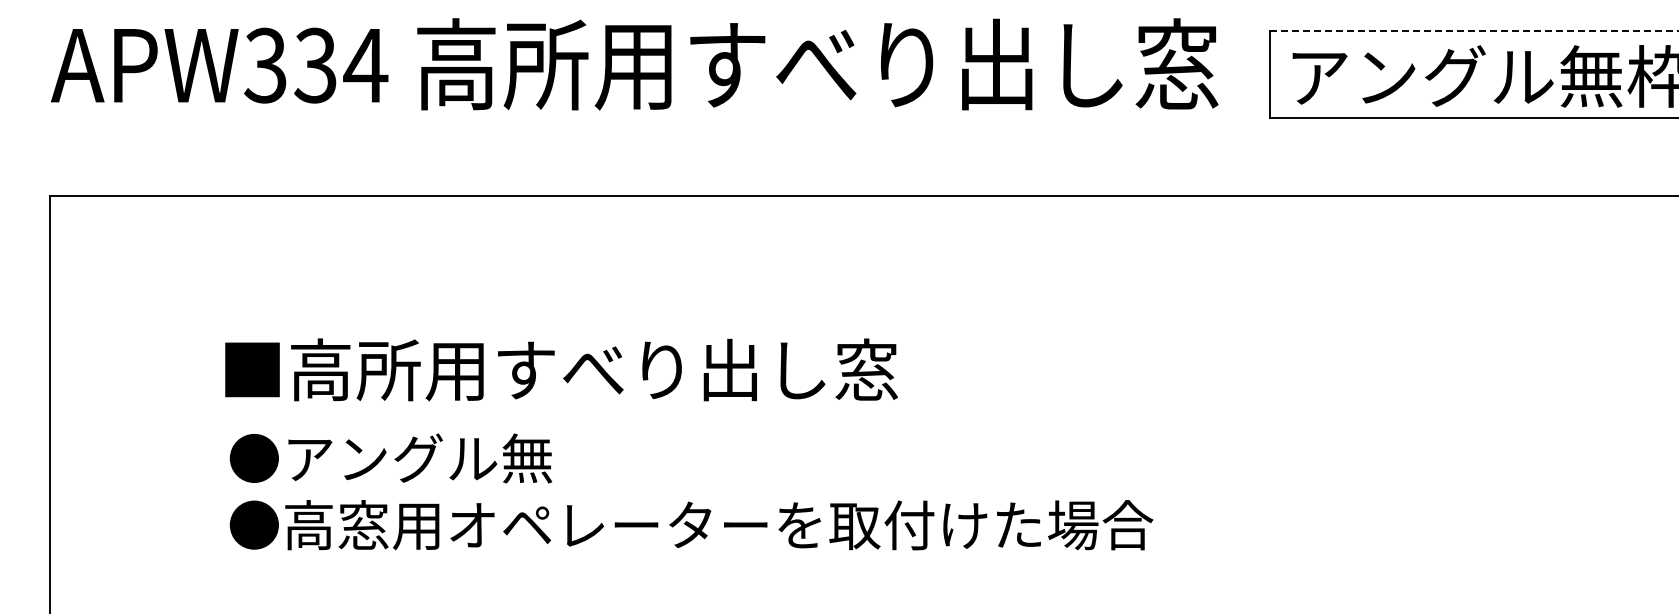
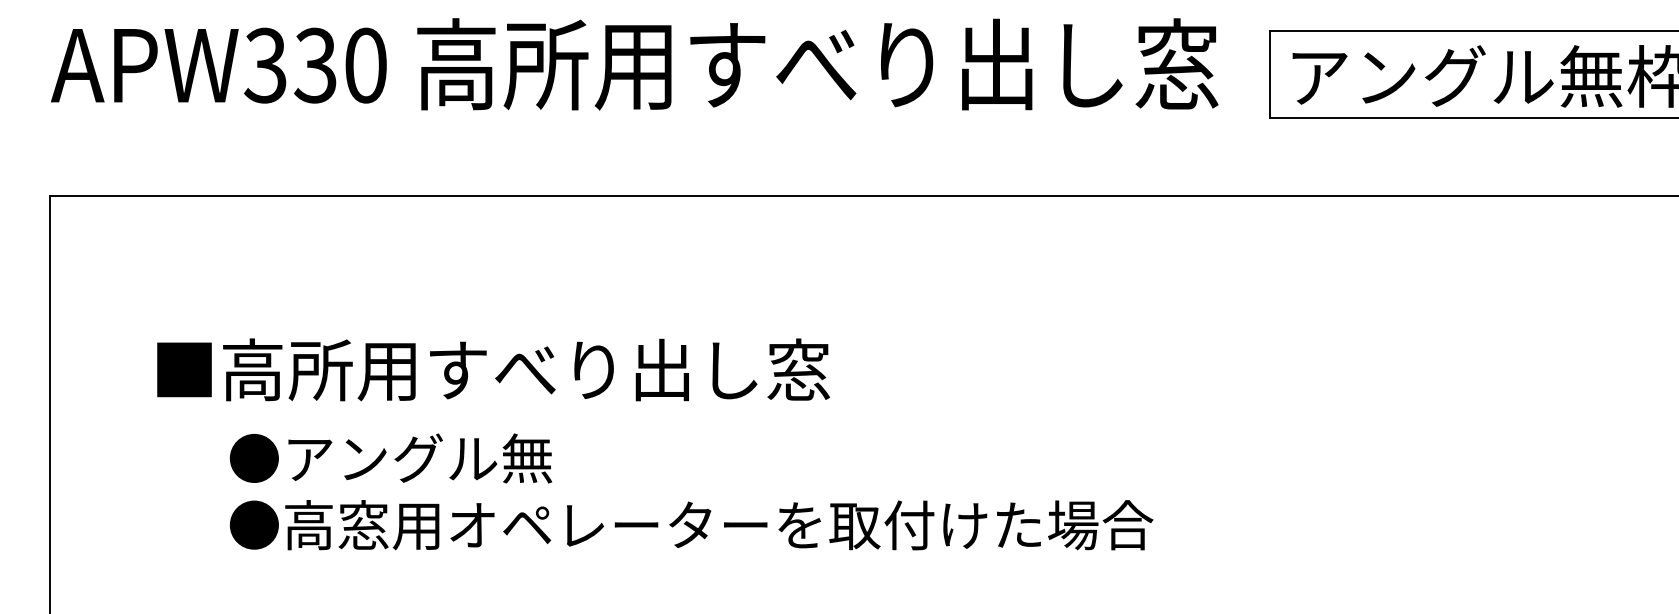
line: dashed -> solid (1475, 31)
text: APW334 -> APW330 (365, 65)
text position: (561, 369) -> (493, 369) (493, 369)
